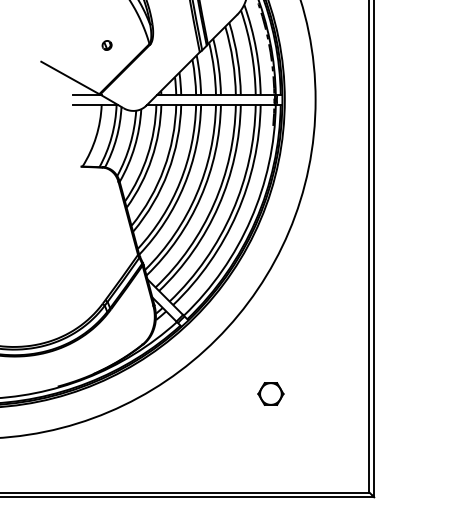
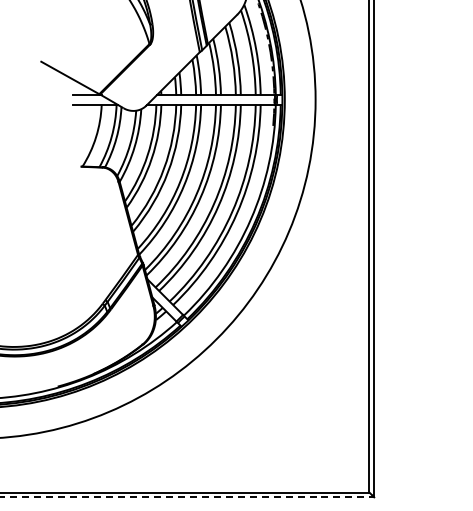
part: present -> none (106, 45)
part: present -> none (270, 393)
line: solid -> dashed (187, 497)
